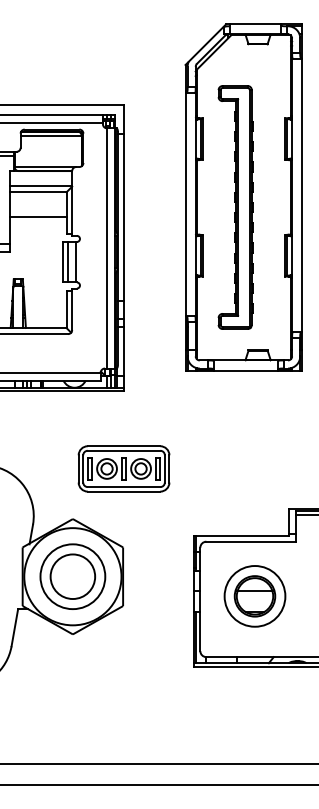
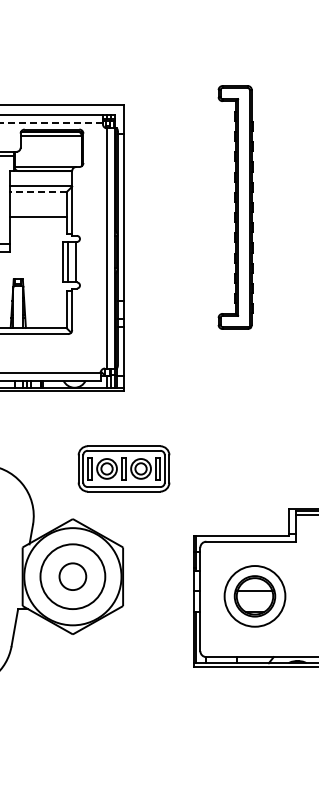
line: solid -> dashed (50, 123)
line: solid -> dashed (37, 192)
part: present -> none (243, 197)
circle diameter: 45 px -> 27 px (72, 576)
line: present -> none (158, 764)
line: present -> none (158, 784)
